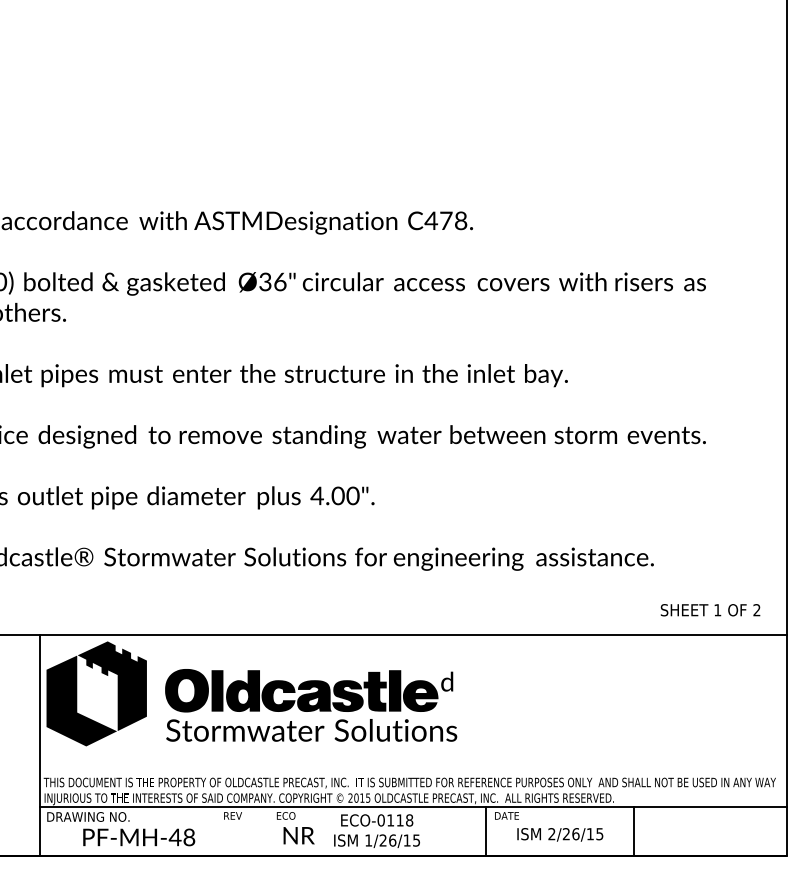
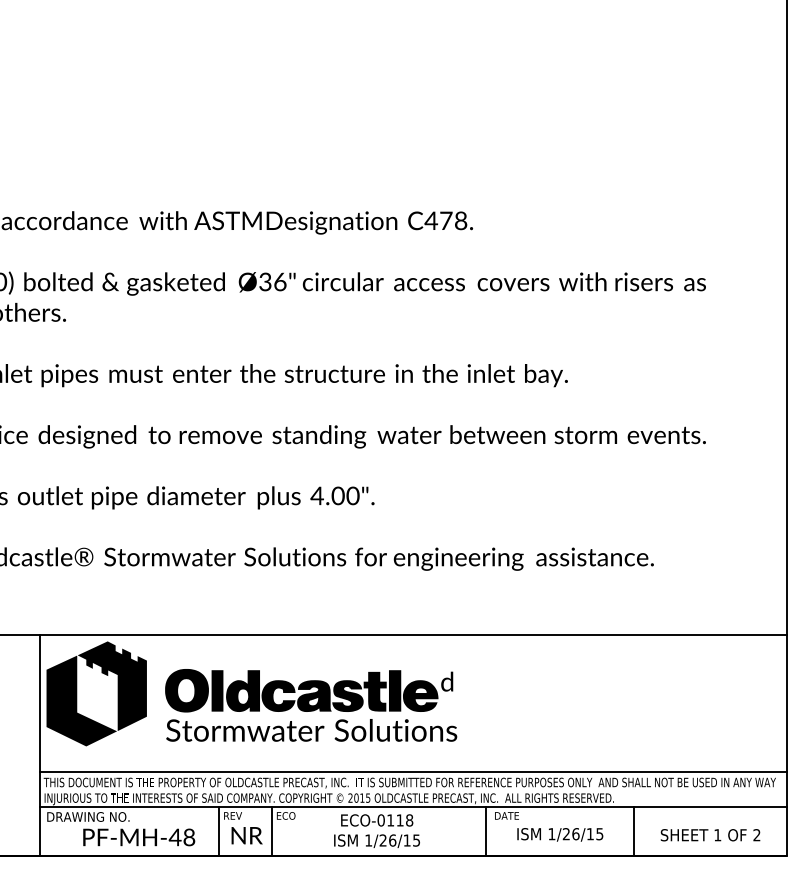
text position: (710, 610) -> (710, 835) (710, 835)
line: none -> present (413, 772)
line: none -> present (218, 831)
line: none -> present (271, 831)
text: 2/26/15 -> 1/26/15 (551, 834)
text position: (298, 835) -> (246, 835) (246, 835)
